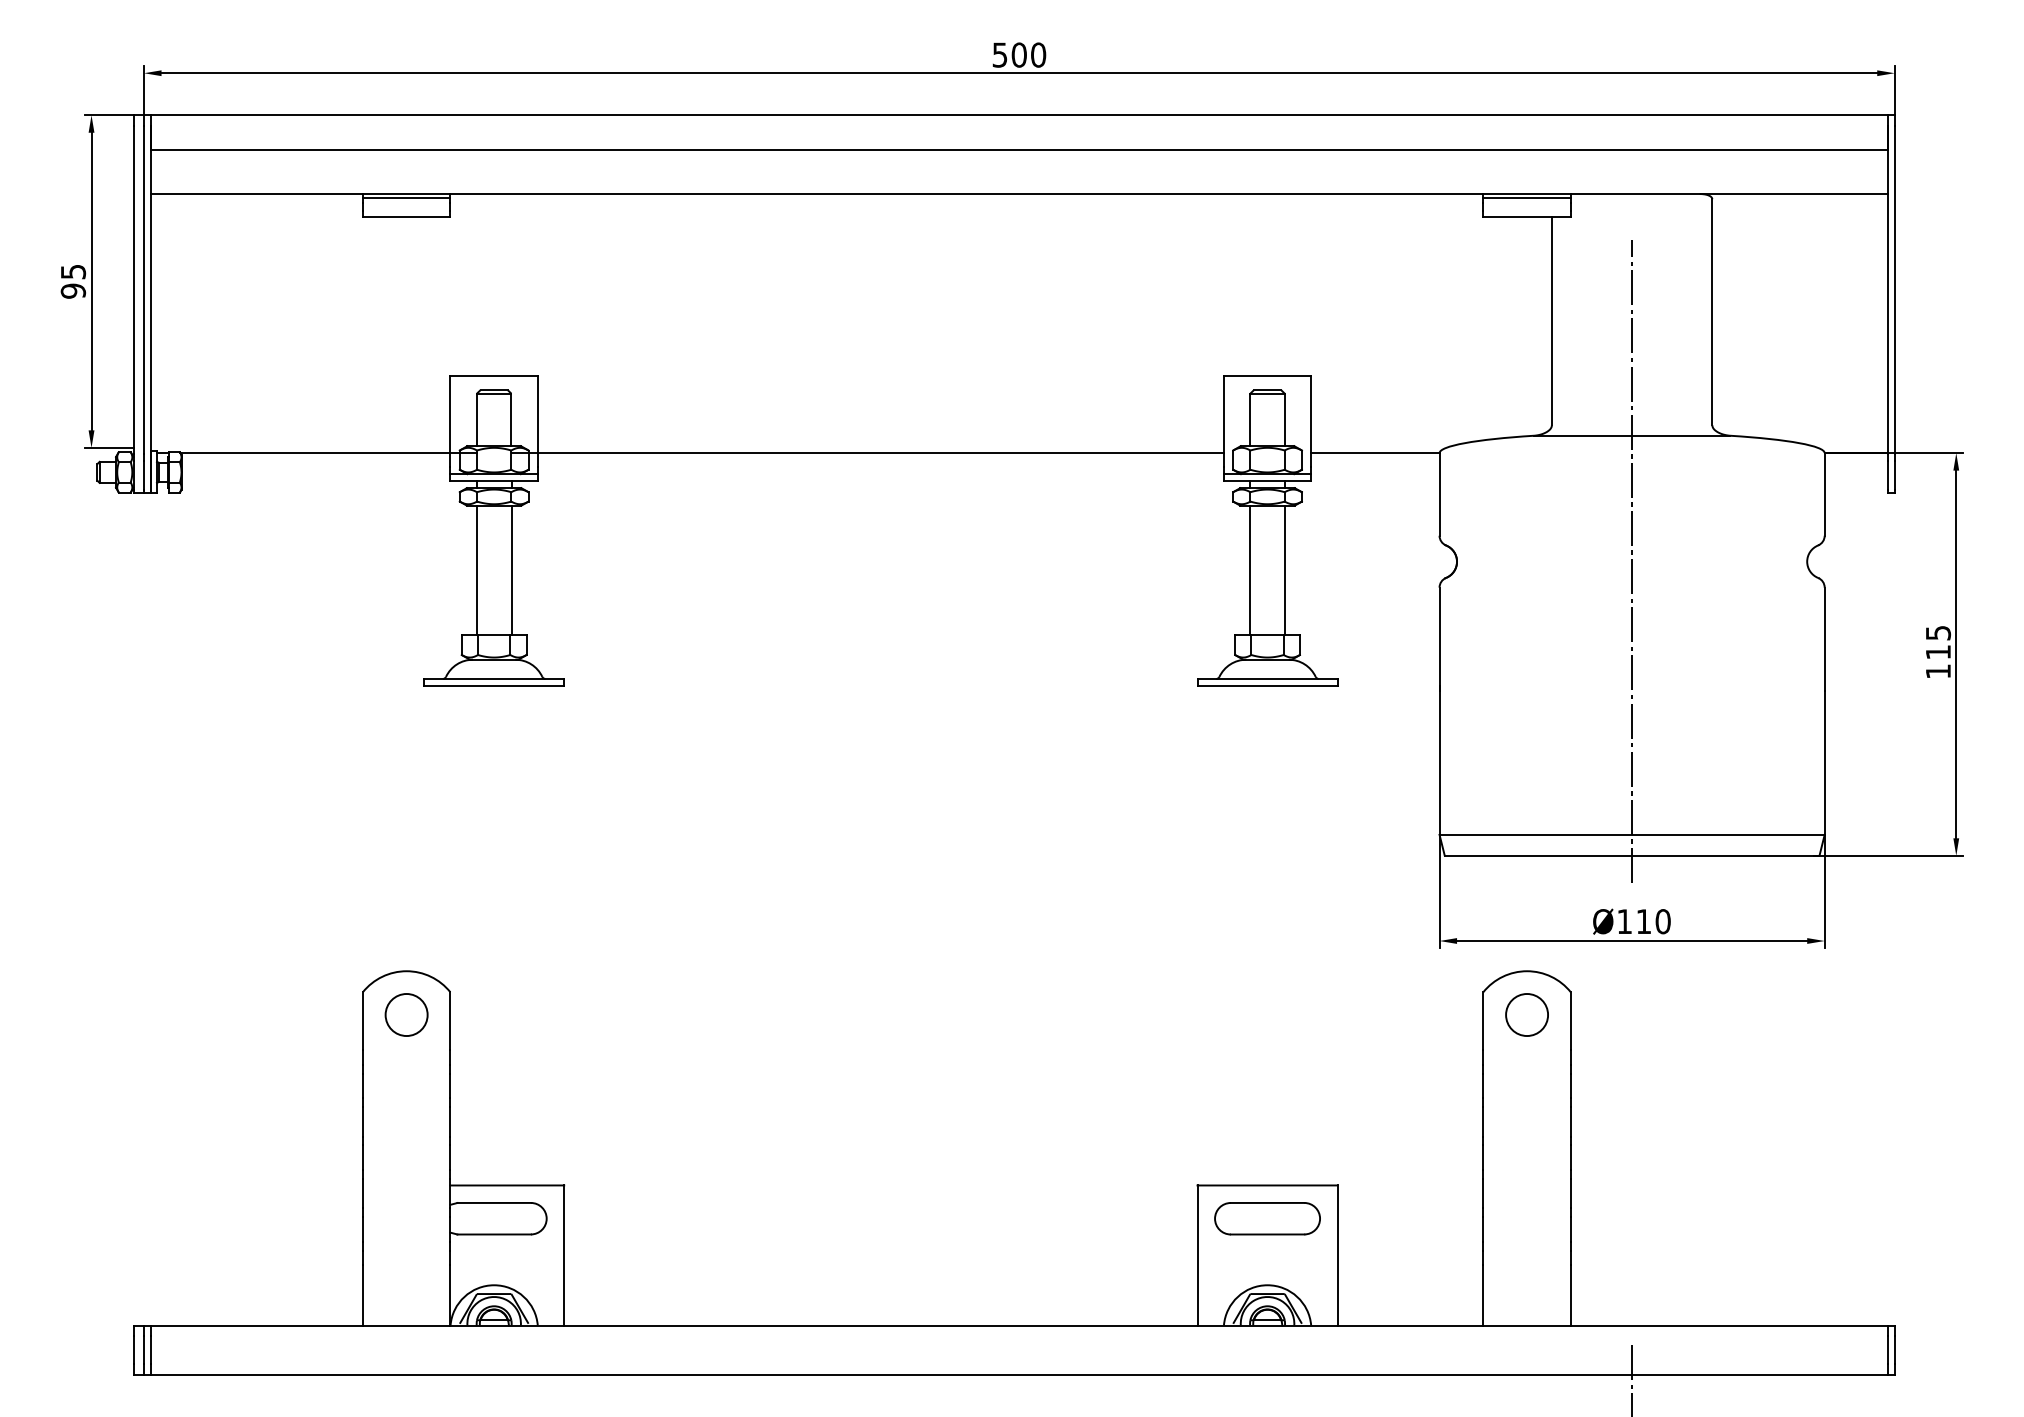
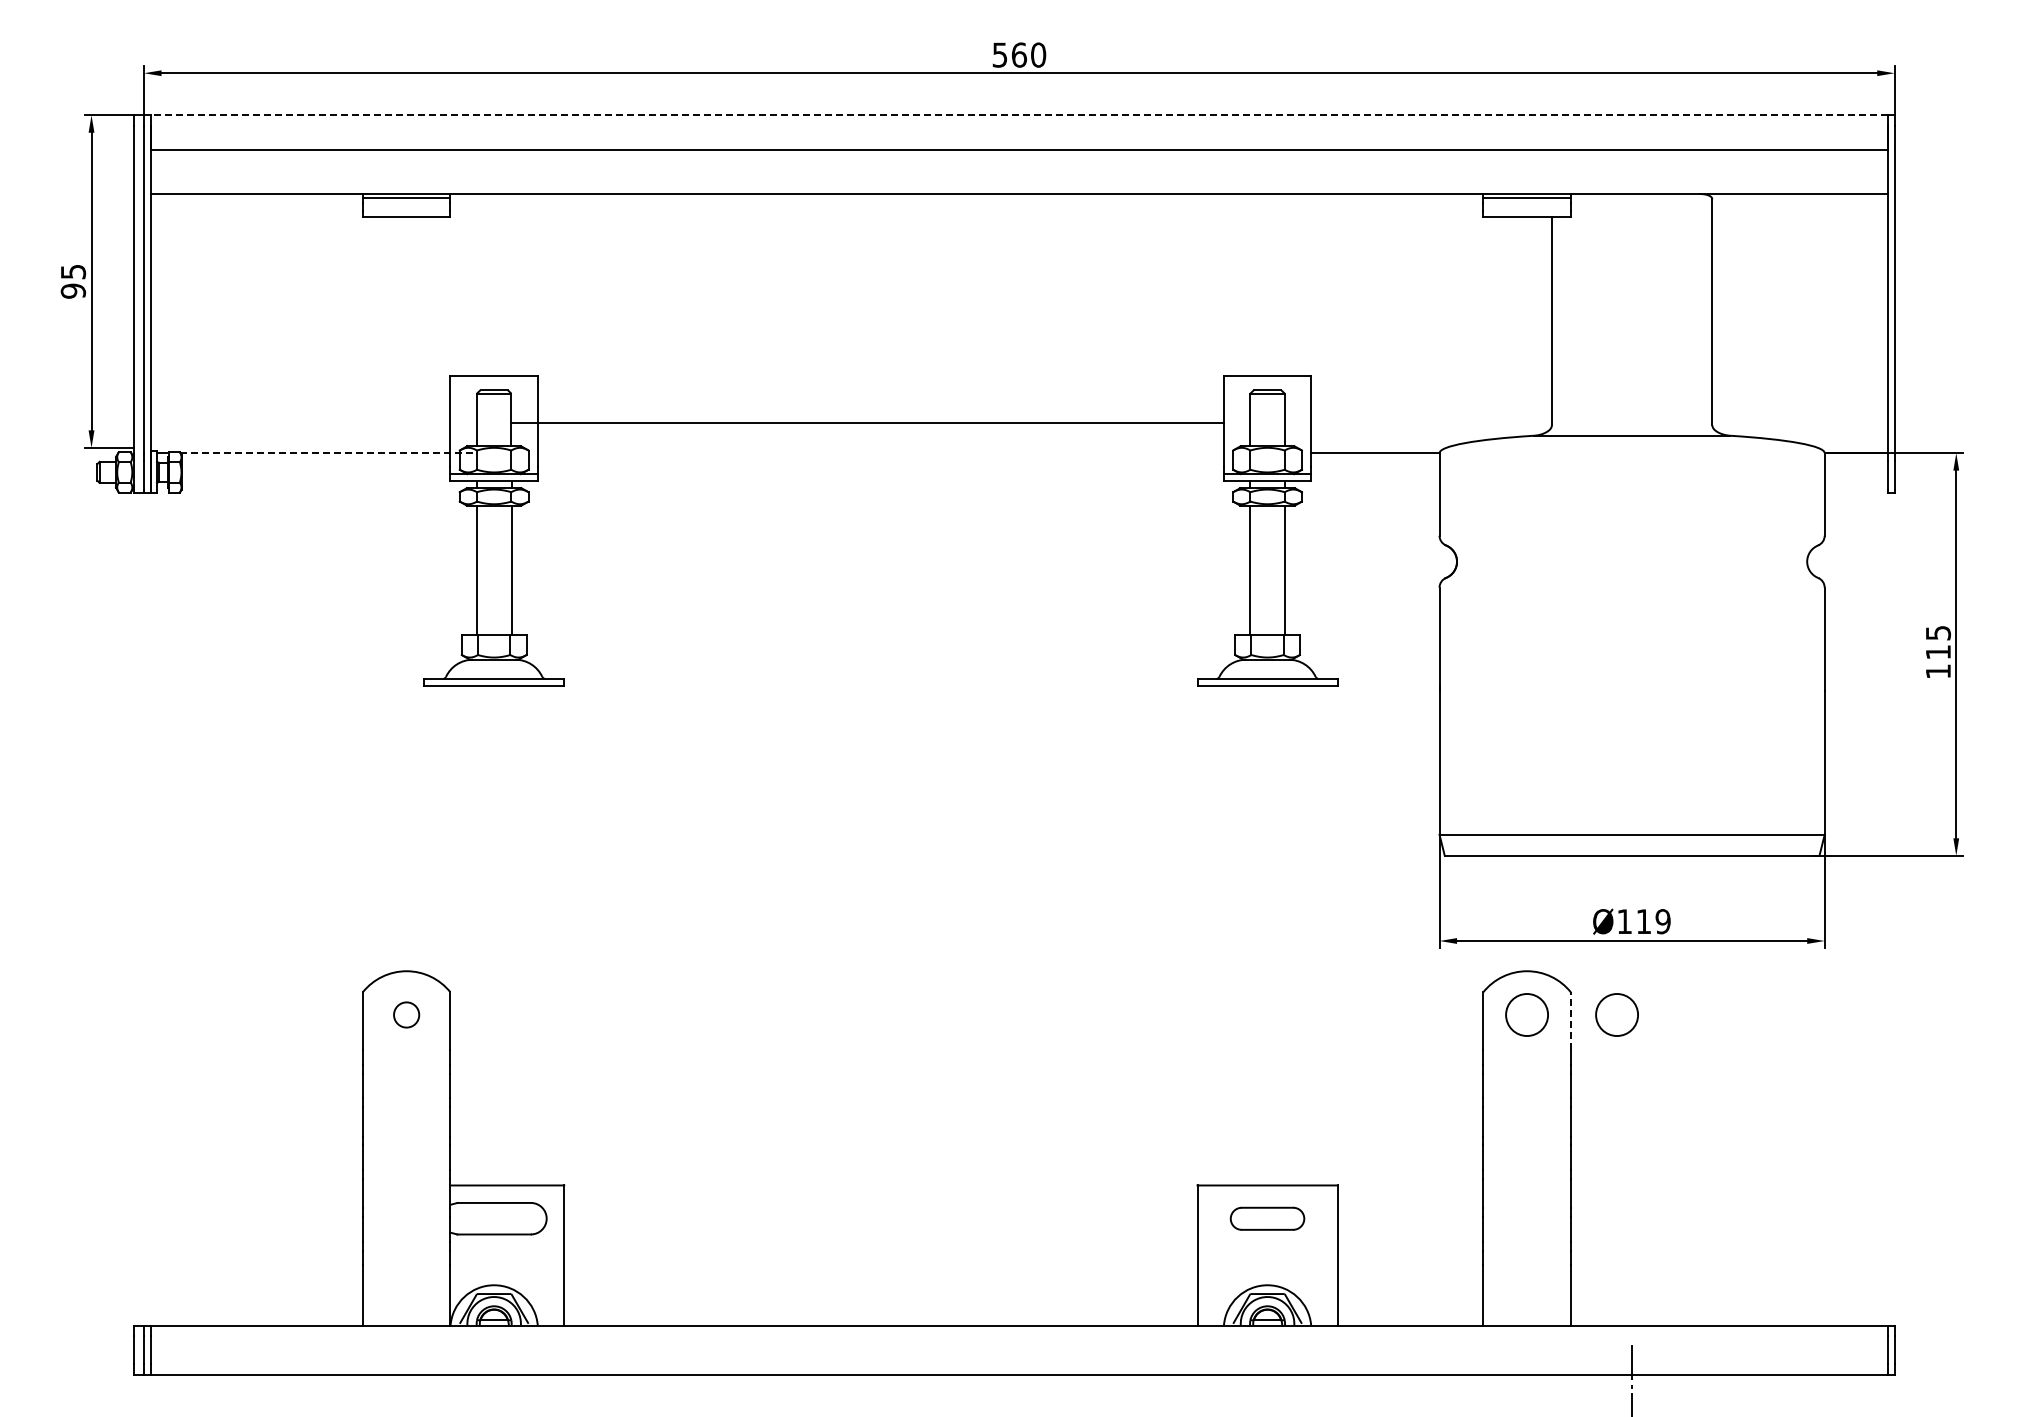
text: 500 -> 560 (1019, 54)
line: solid -> dashed (1018, 115)
line: solid -> dashed (329, 453)
line position: (867, 453) -> (867, 423) (867, 423)
line: present -> none (1632, 561)
text: Ø110 -> Ø119 (1662, 921)
circle diameter: 42 px -> 25 px (406, 1014)
circle: none -> present (1616, 1014)
line: solid -> dashed (1570, 1021)
part size: 107x34 px -> 77x25 px (1267, 1218)
